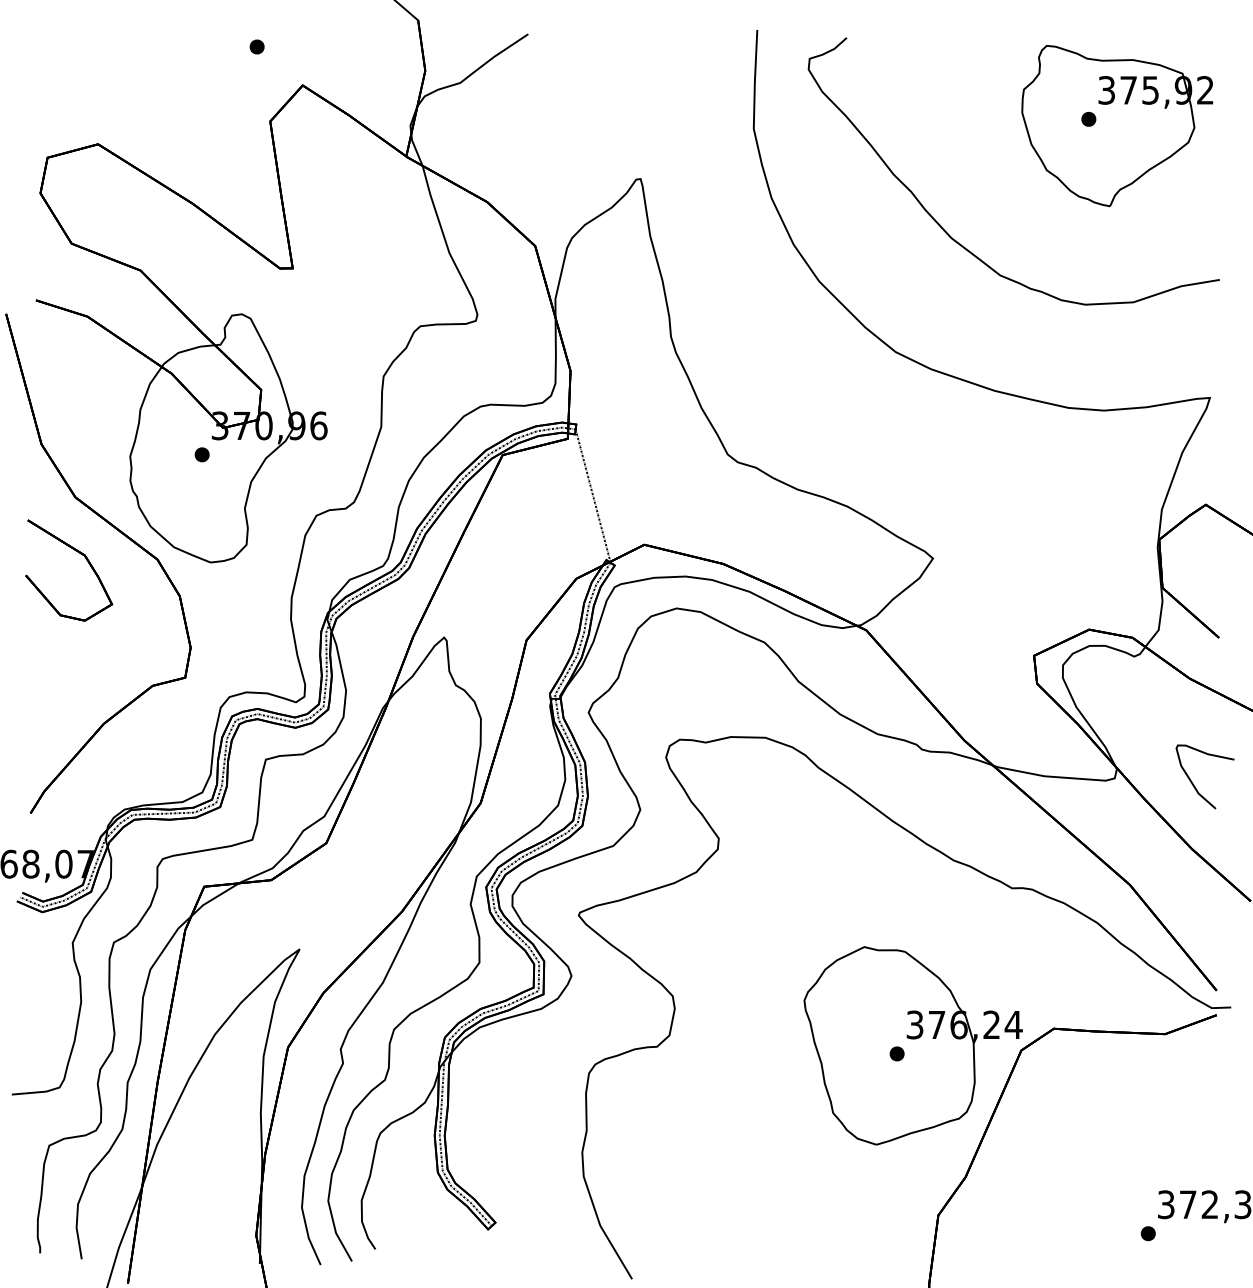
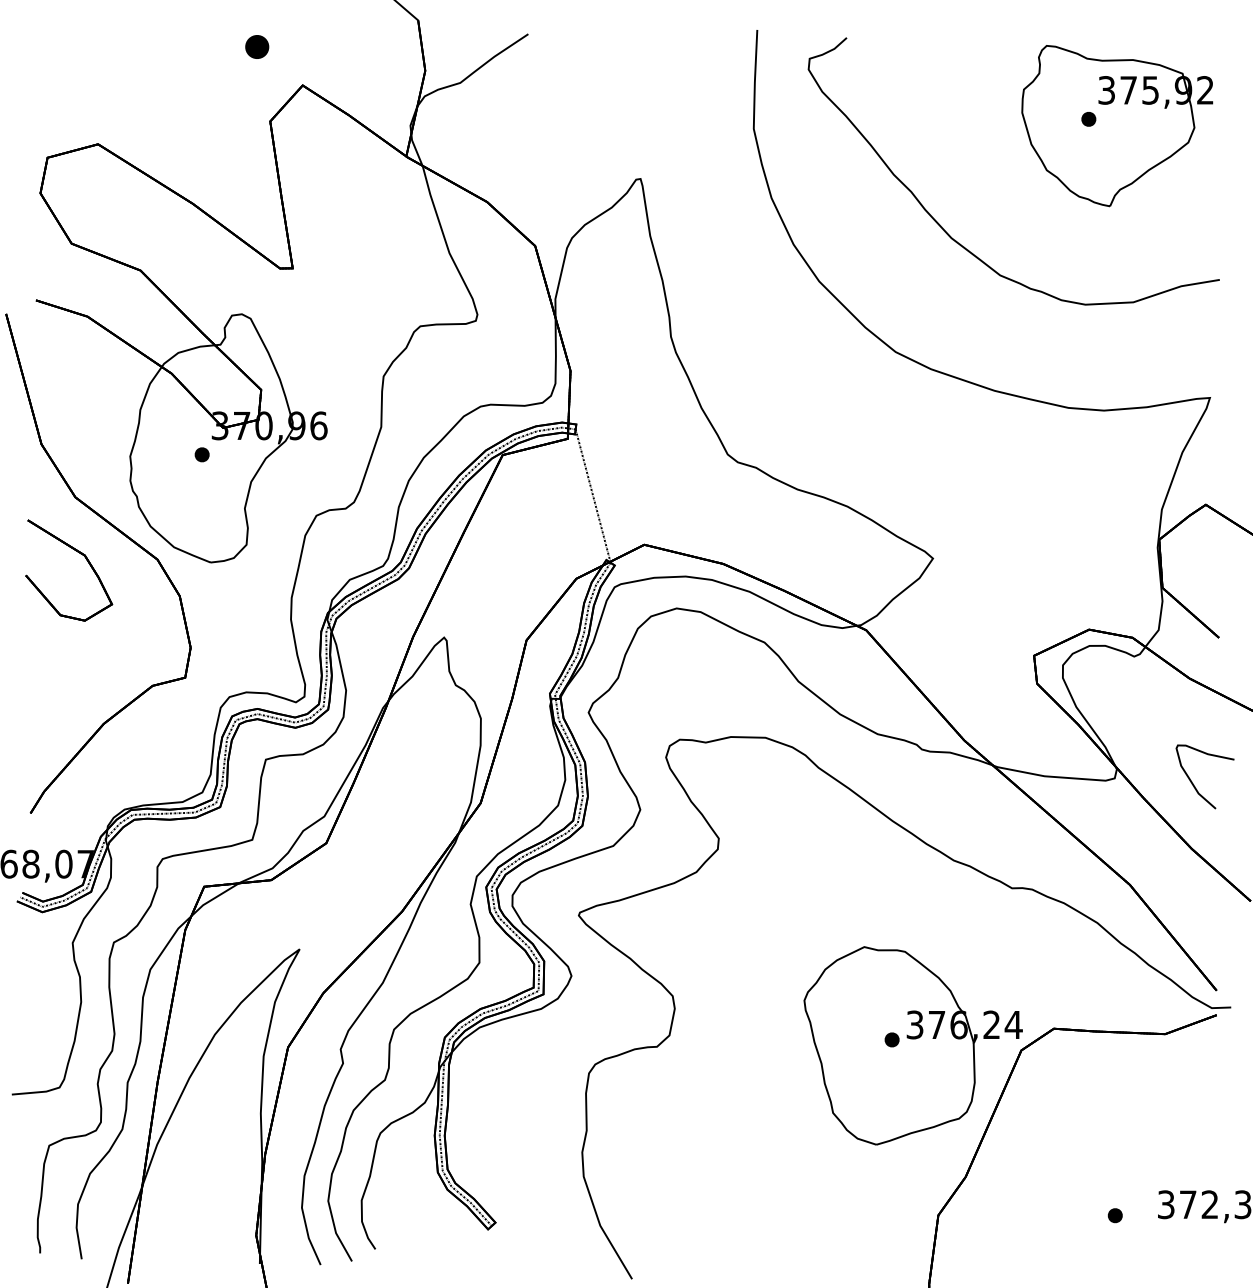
part size: 16x16 px -> 25x24 px (257, 46)
part position: (896, 1053) -> (891, 1039) (891, 1039)
part position: (1147, 1233) -> (1114, 1215) (1114, 1215)
